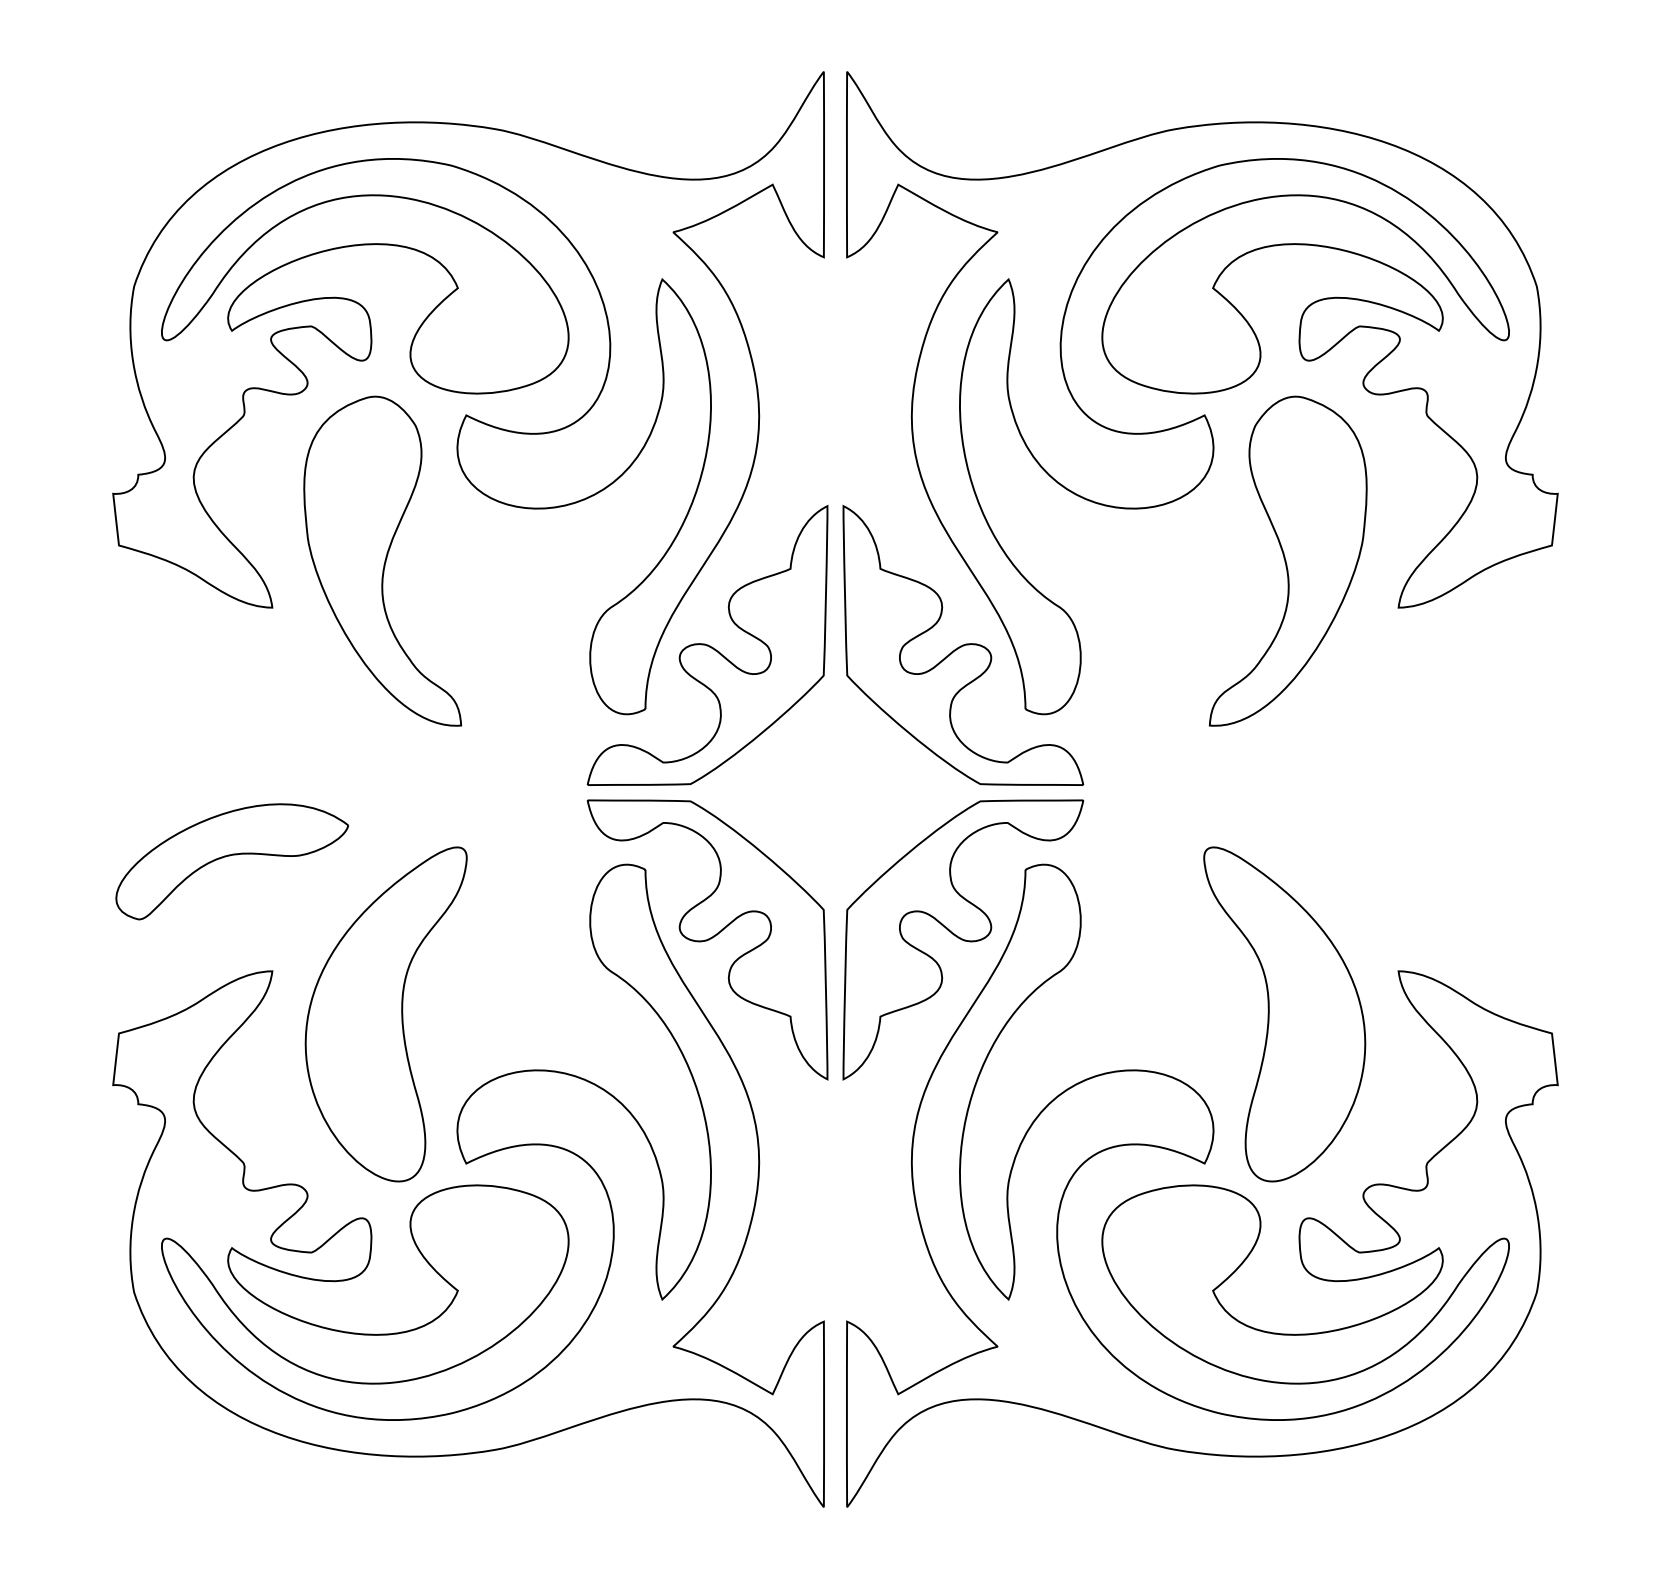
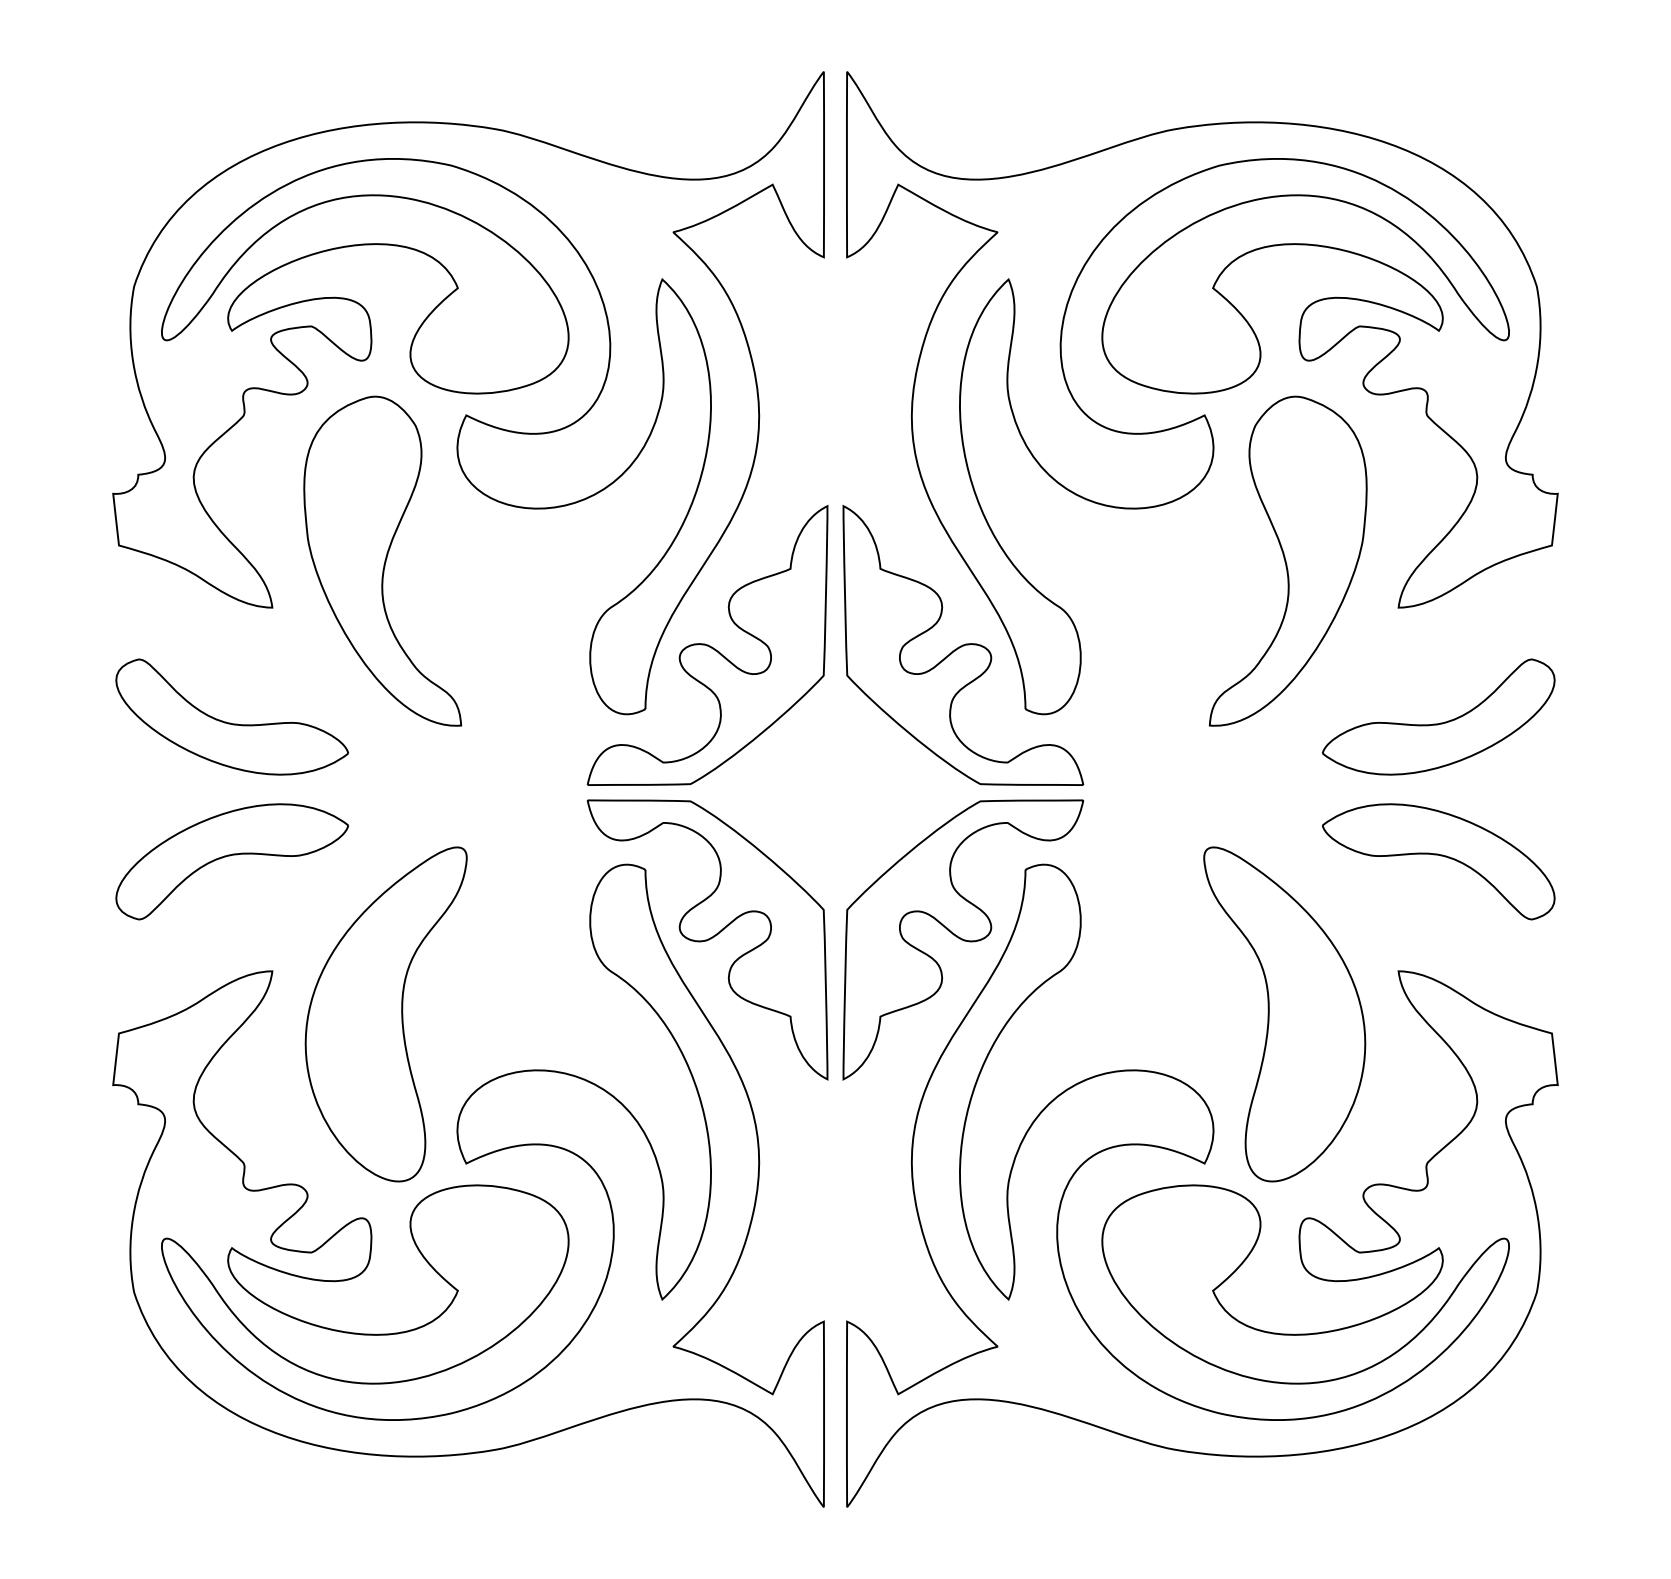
part: none -> present (230, 722)
part: none -> present (1440, 722)
part: none -> present (1438, 861)
